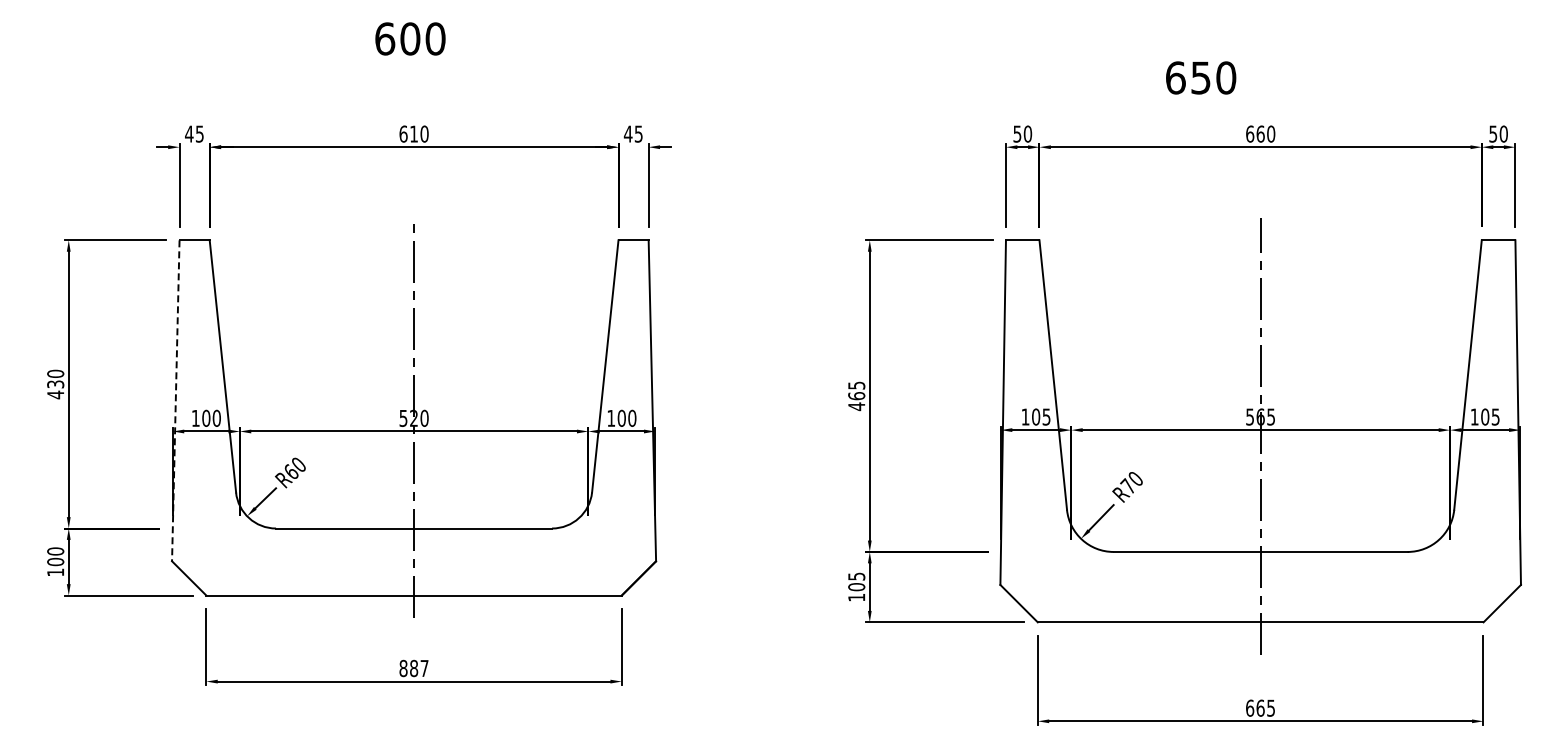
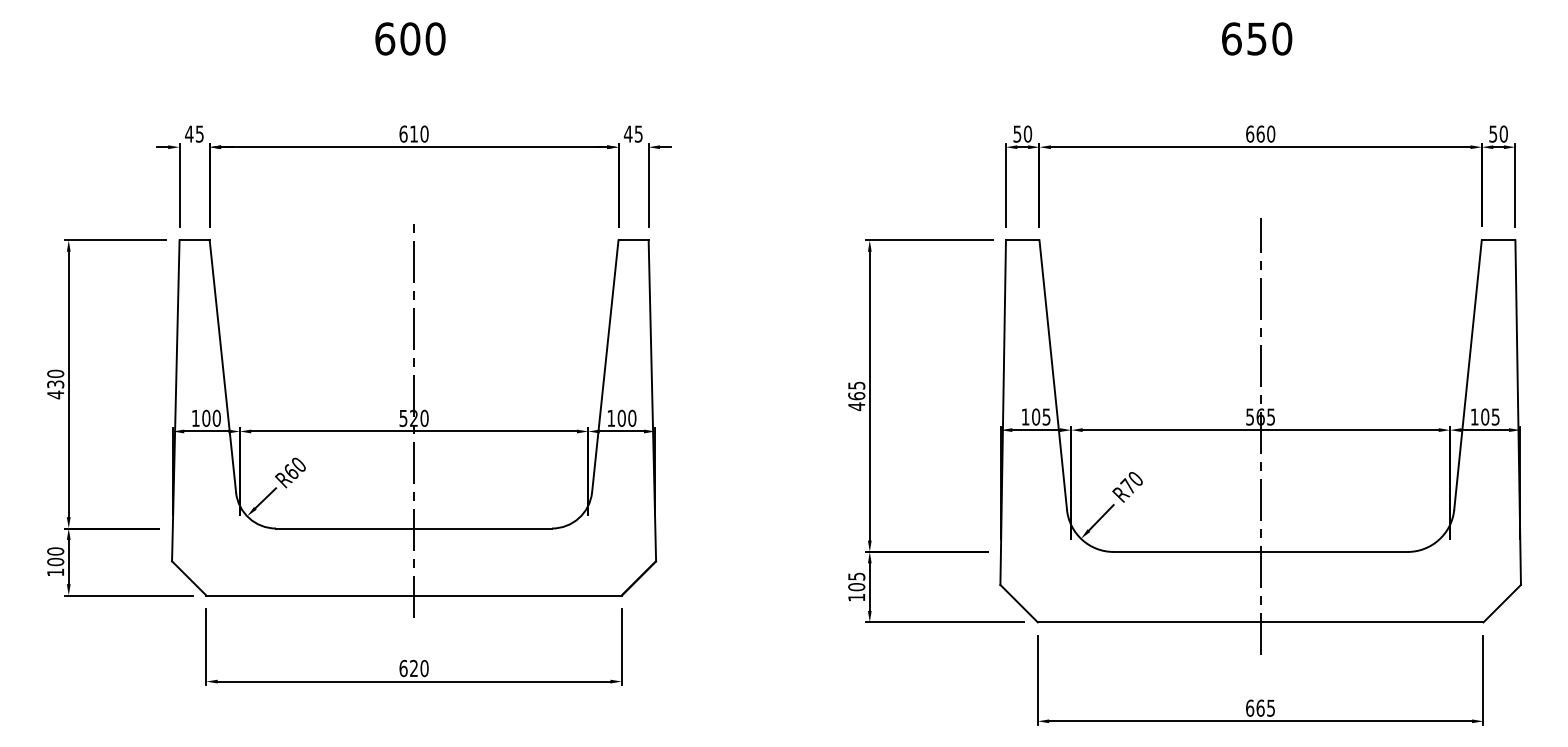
text position: (1201, 77) -> (1257, 38) (1257, 38)
line: dashed -> solid (175, 400)
text: 887 -> 620 (413, 668)
